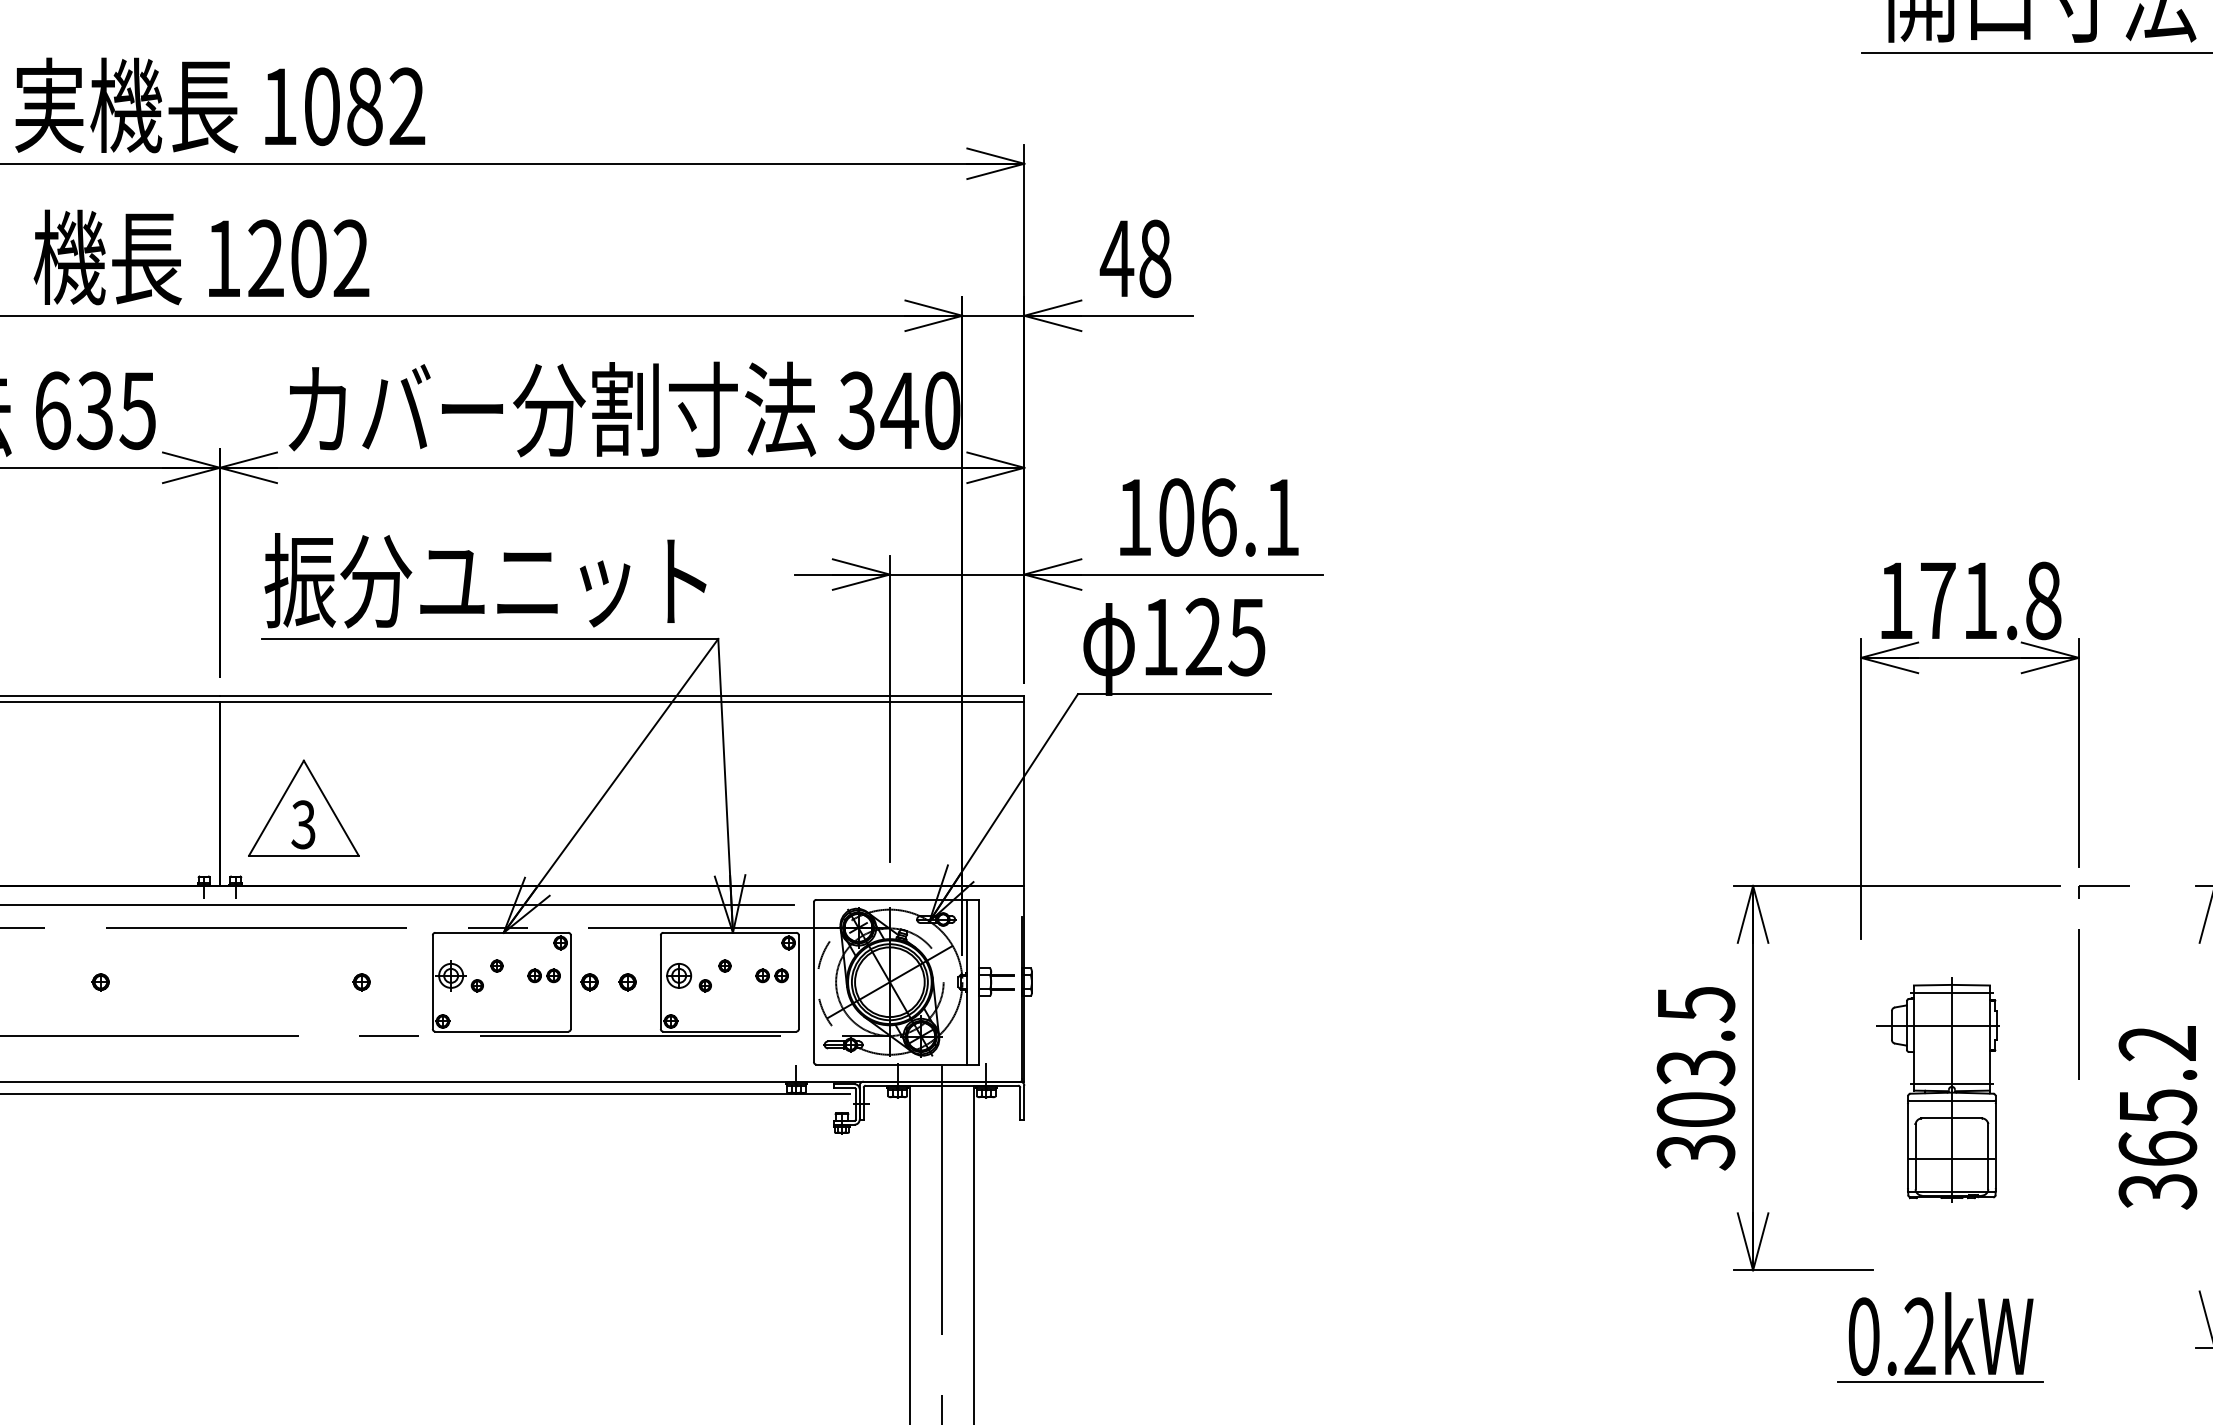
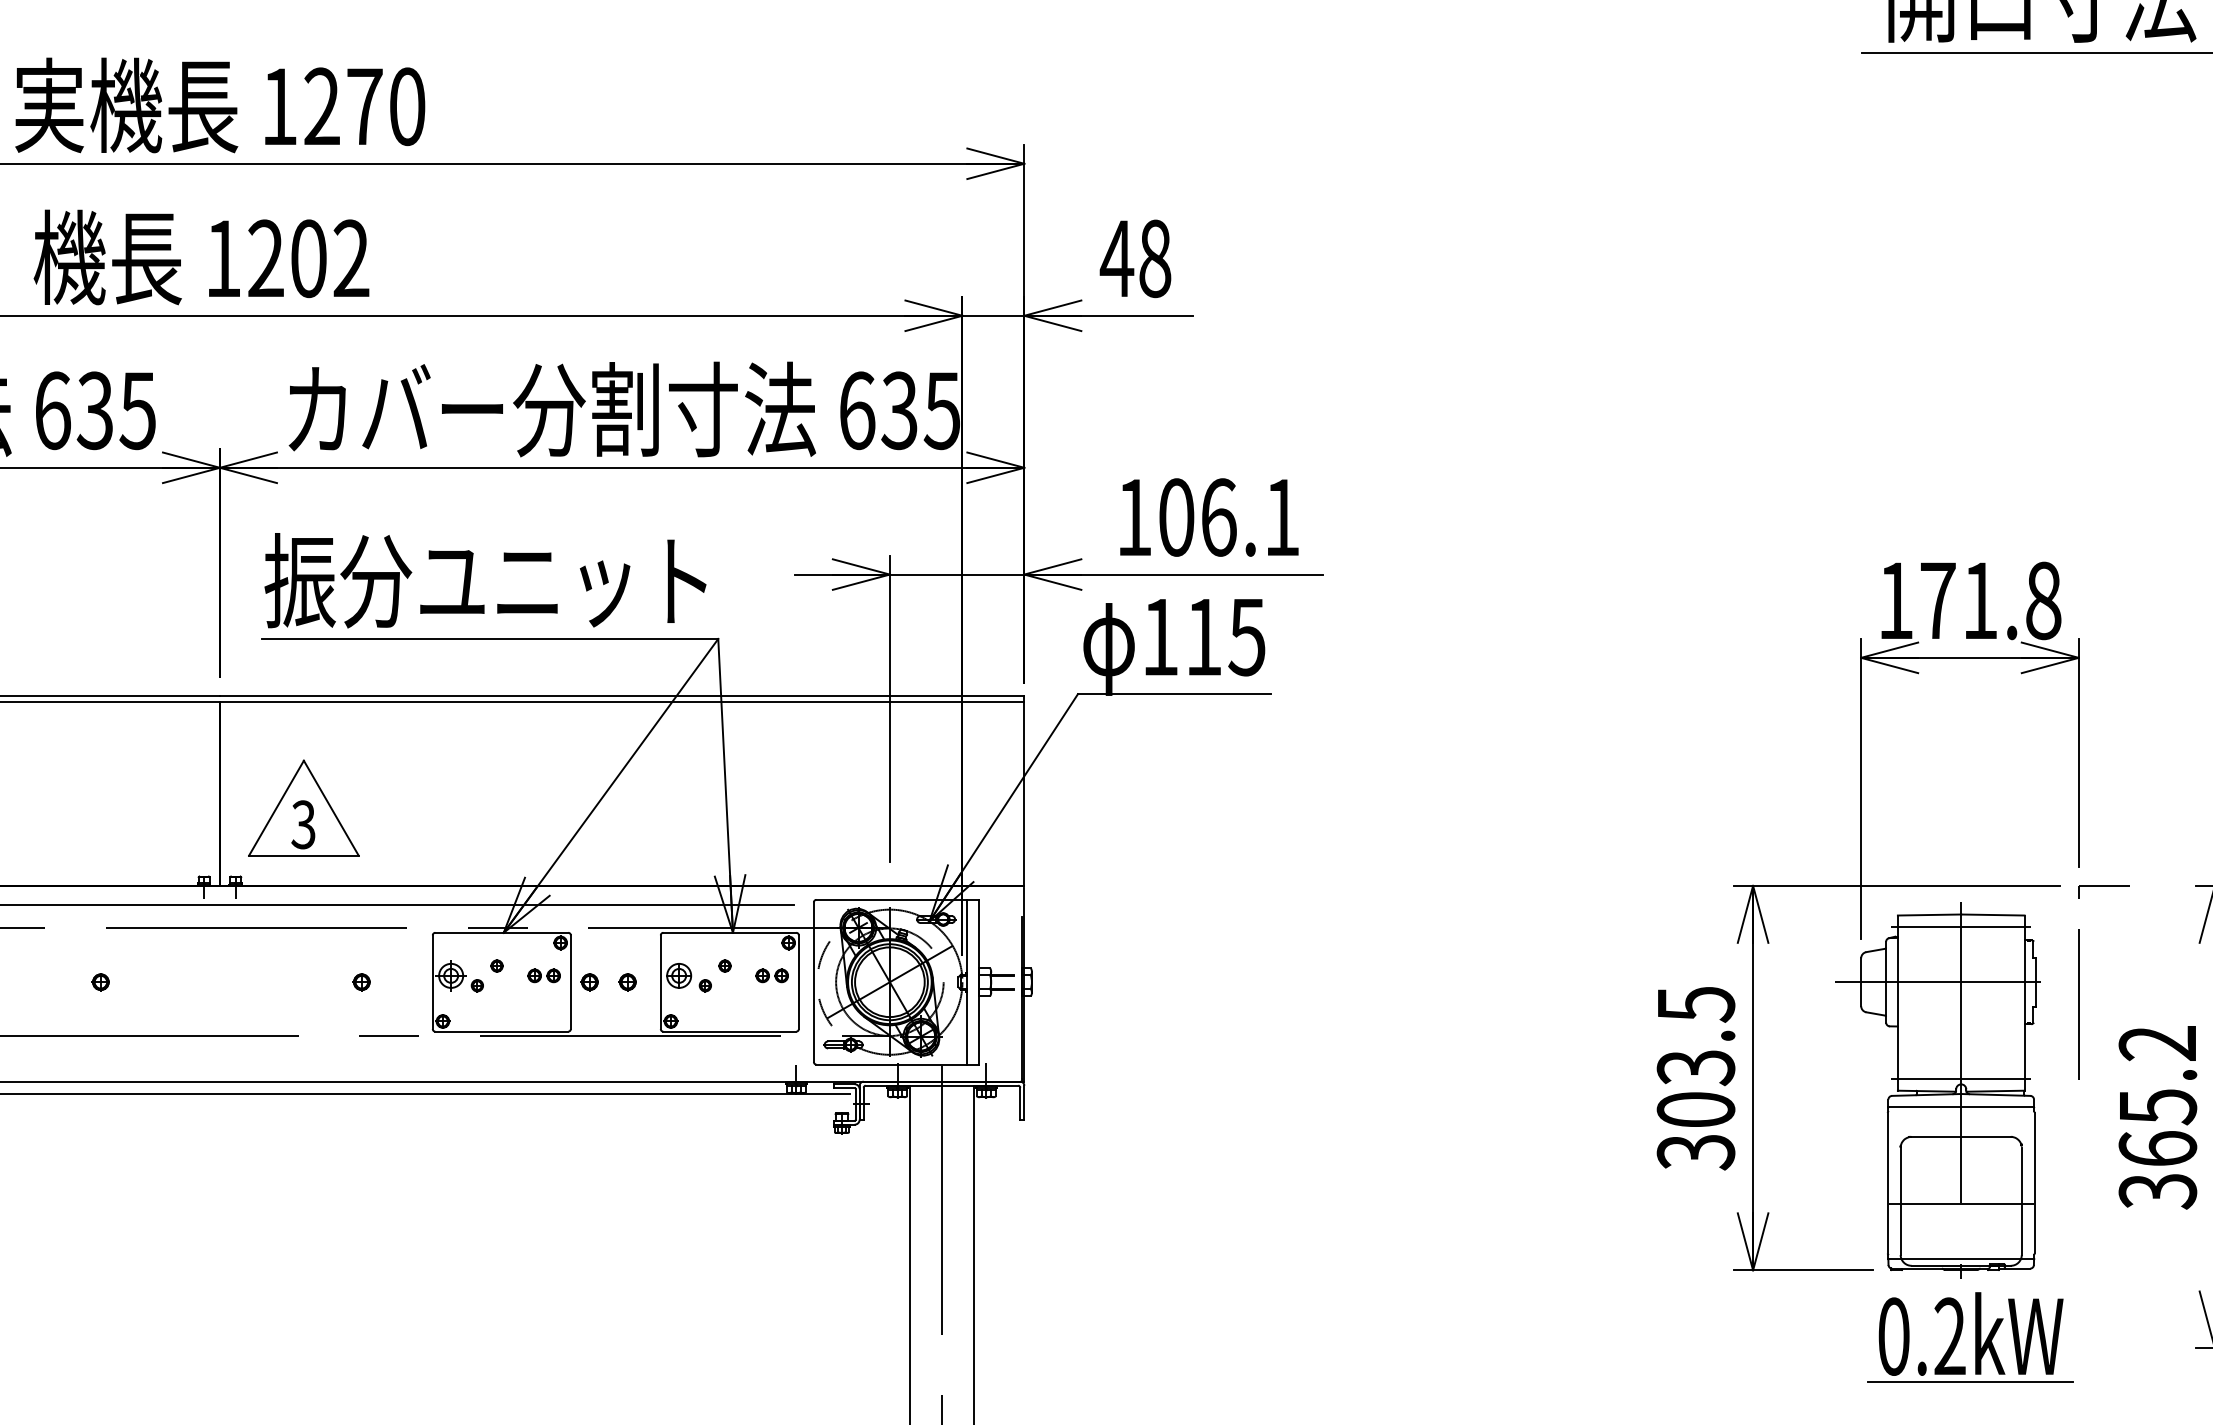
text: 1082 -> 1270 (364, 106)
text: 340 -> 635 (899, 410)
text: 125 -> 115 (1203, 636)
part size: 124x226 px -> 206x377 px (1937, 1090)
part position: (1940, 1337) -> (1970, 1337) (1970, 1337)
